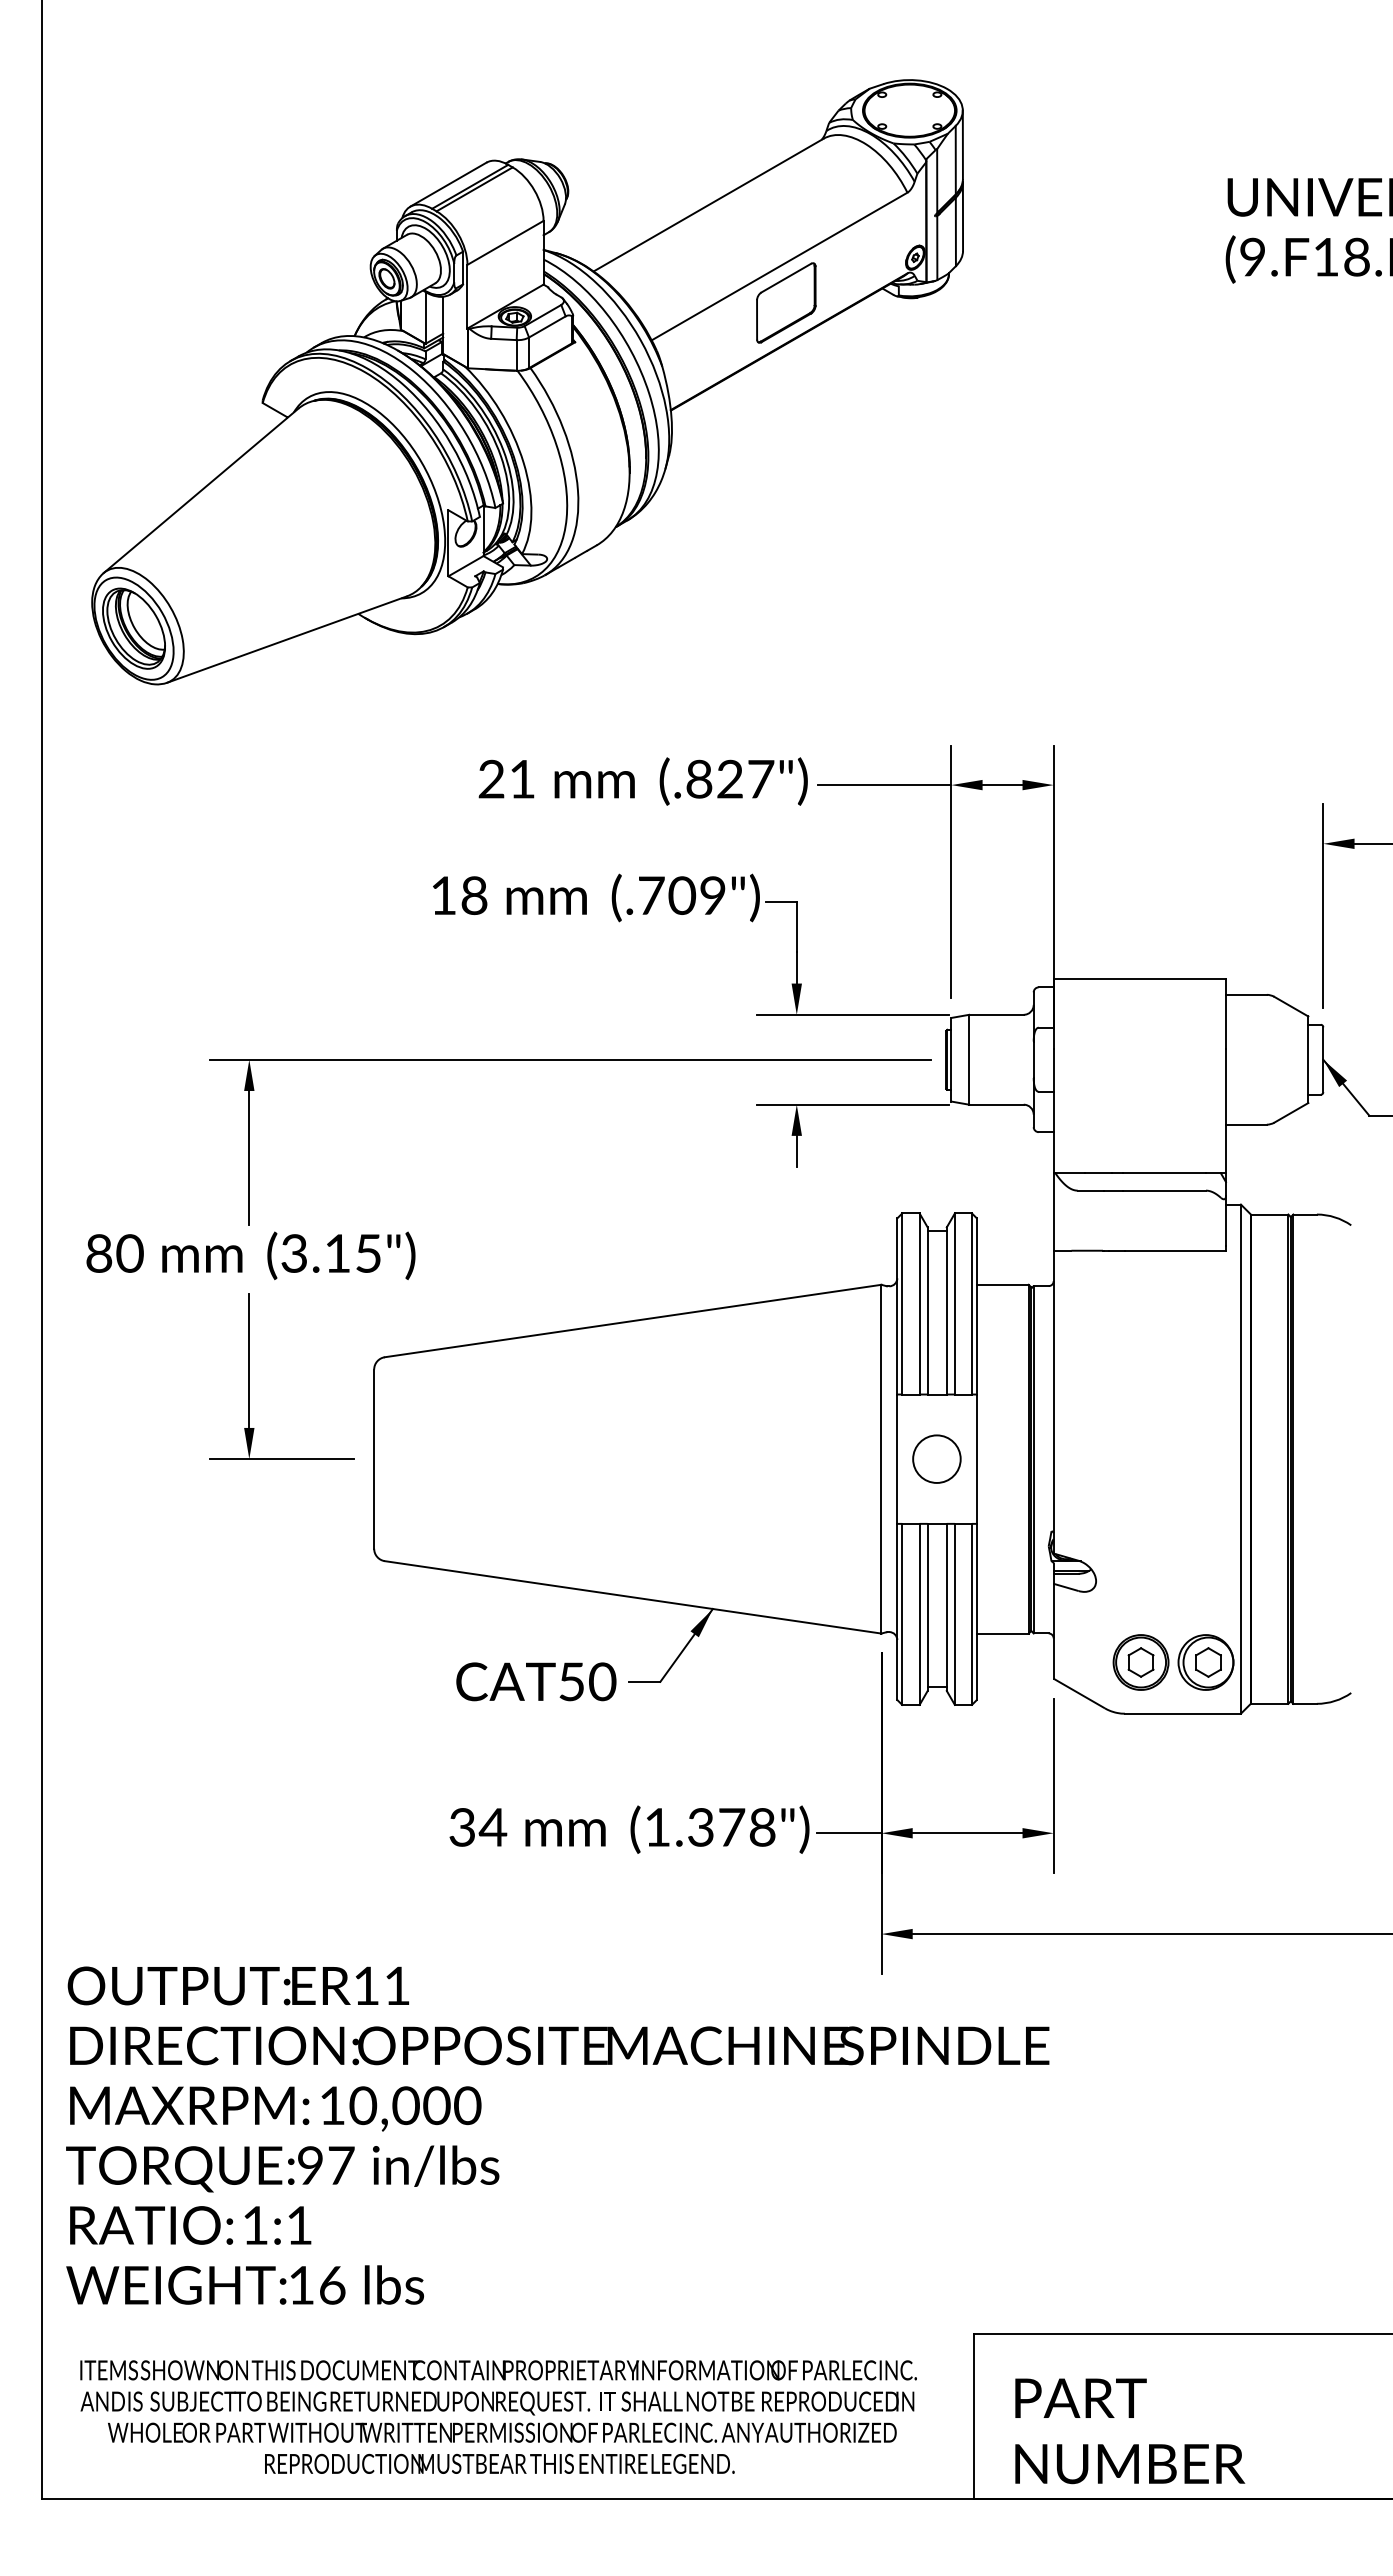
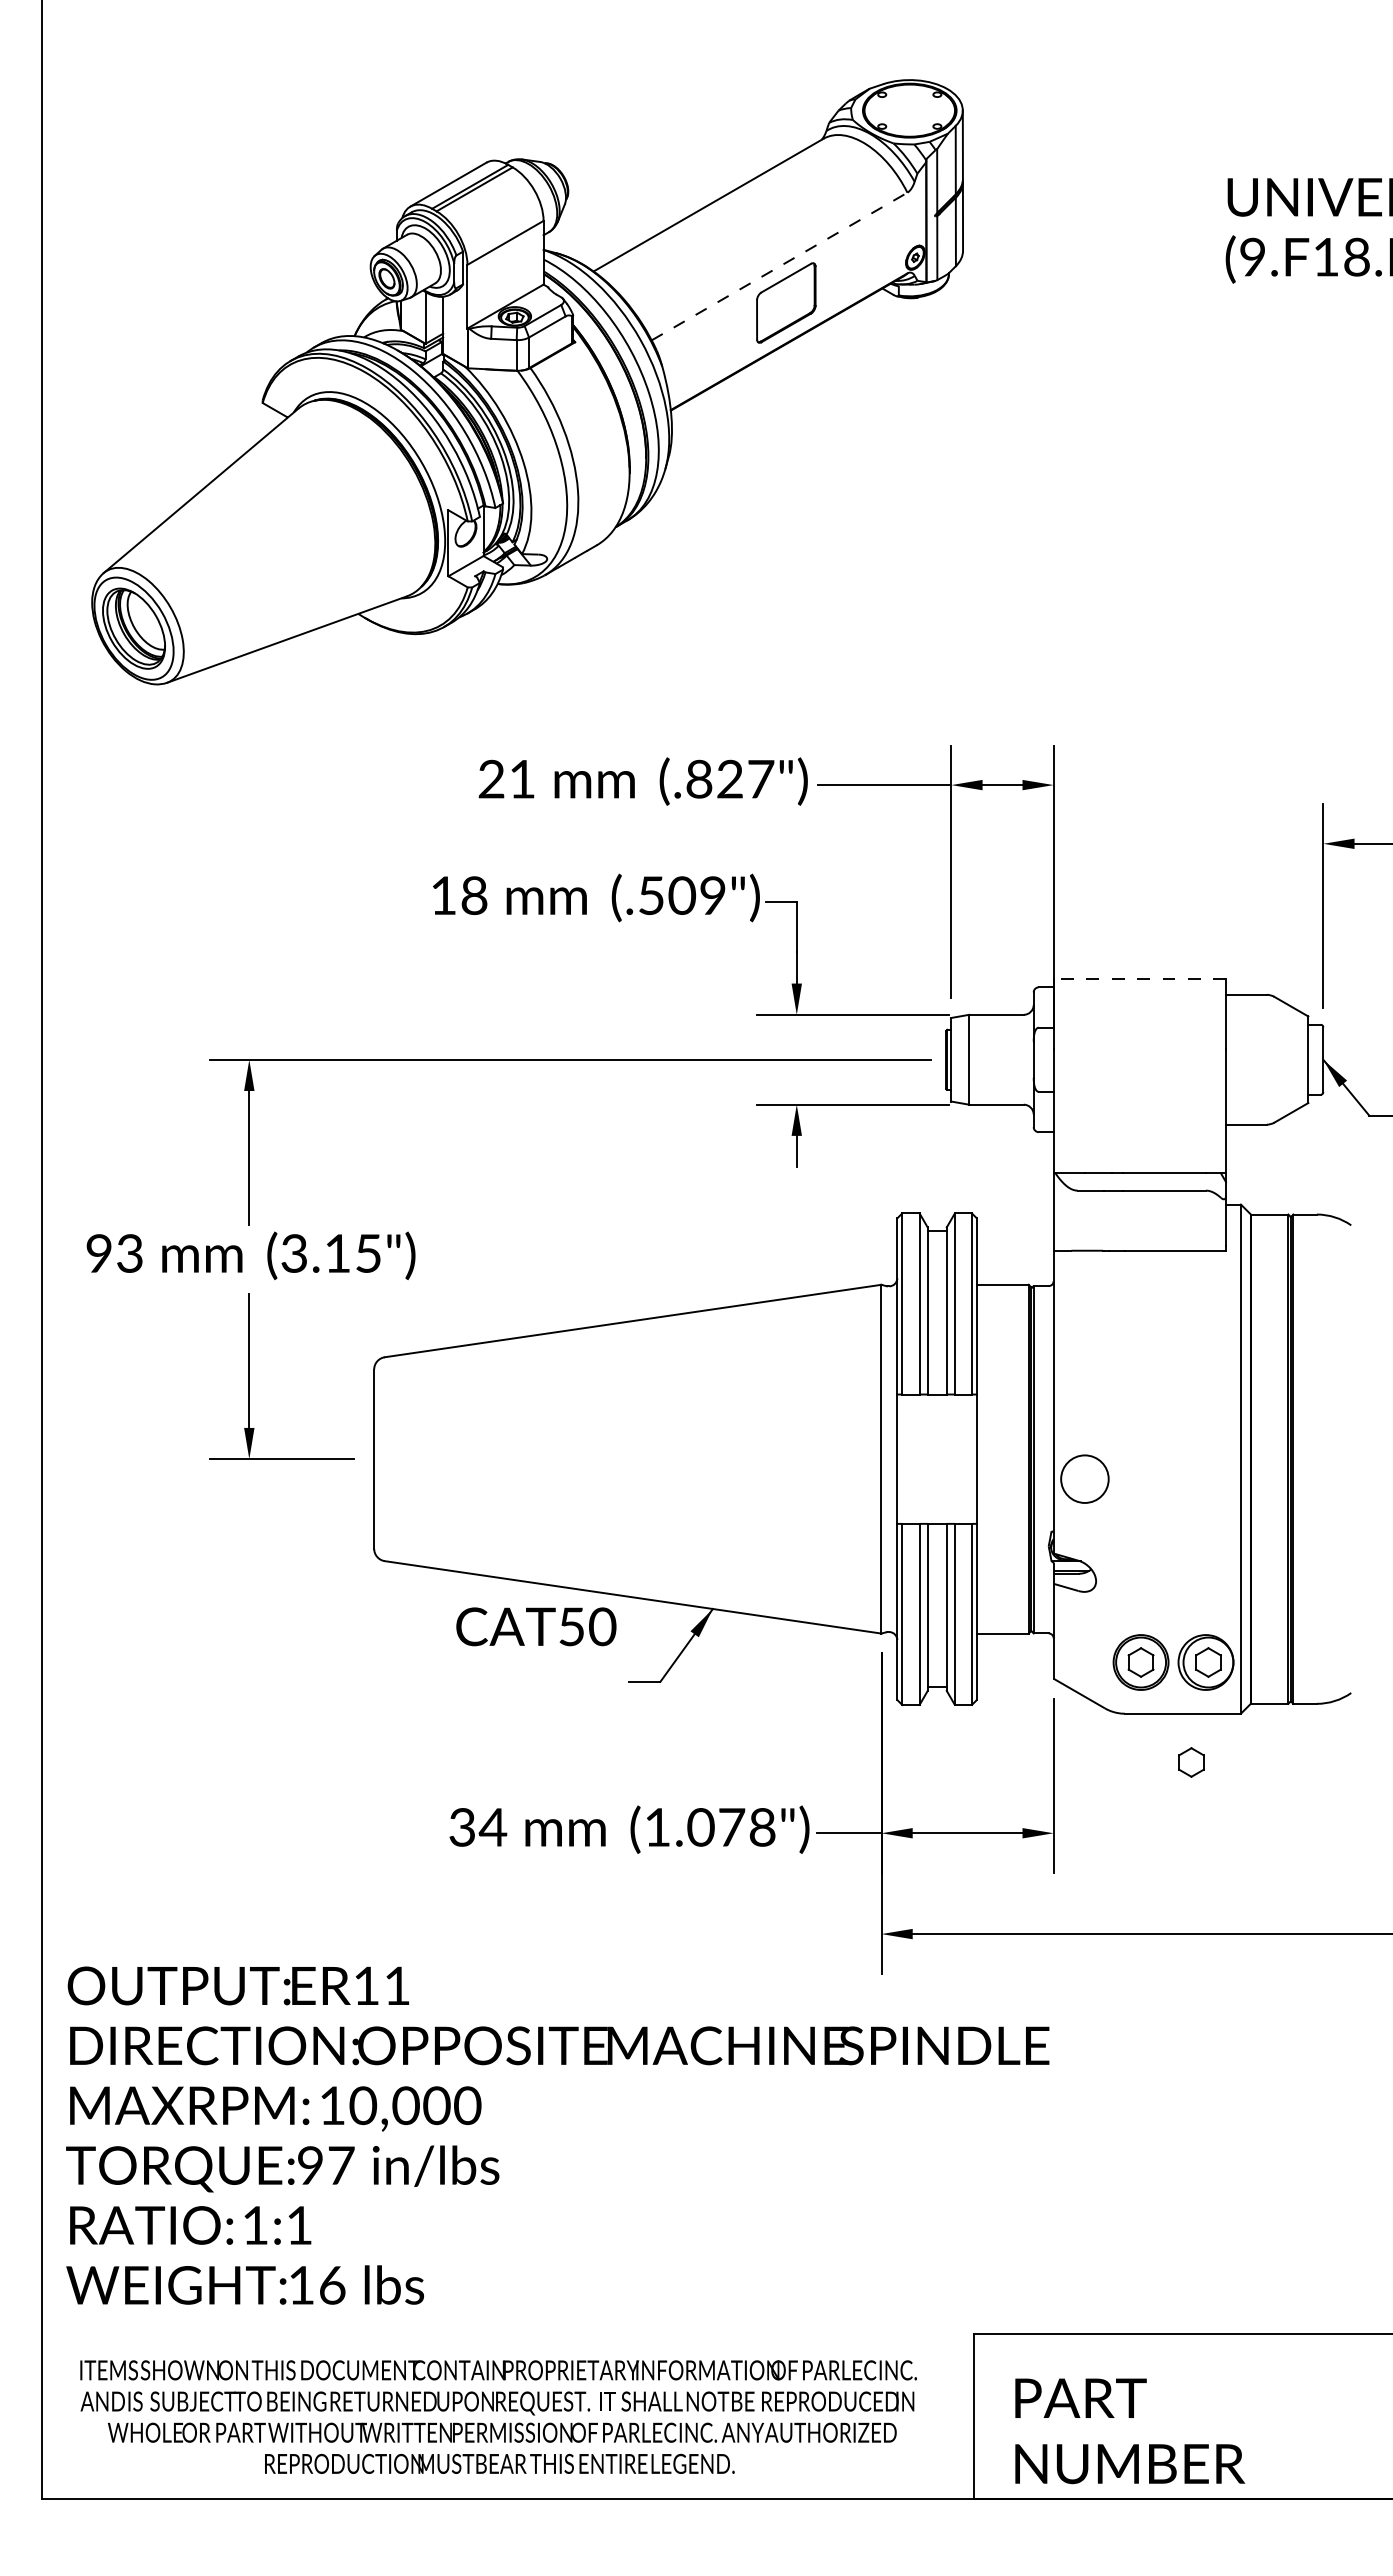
line: solid -> dashed (779, 266)
text: (.709") -> (.509") (651, 895)
line: solid -> dashed (1139, 978)
text: 80 -> 93 (114, 1253)
circle position: (936, 1458) -> (1084, 1478) (1084, 1478)
text position: (536, 1681) -> (536, 1626) (536, 1626)
part: none -> present (1191, 1762)
text: (1.378") -> (1.078") (700, 1827)
